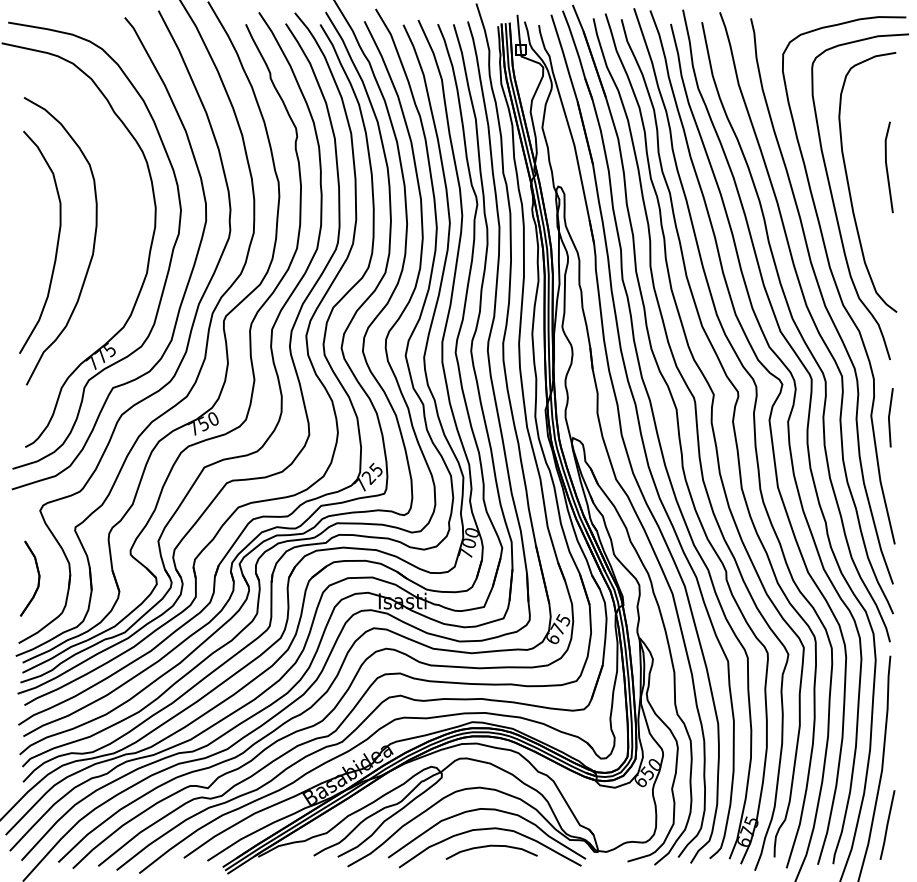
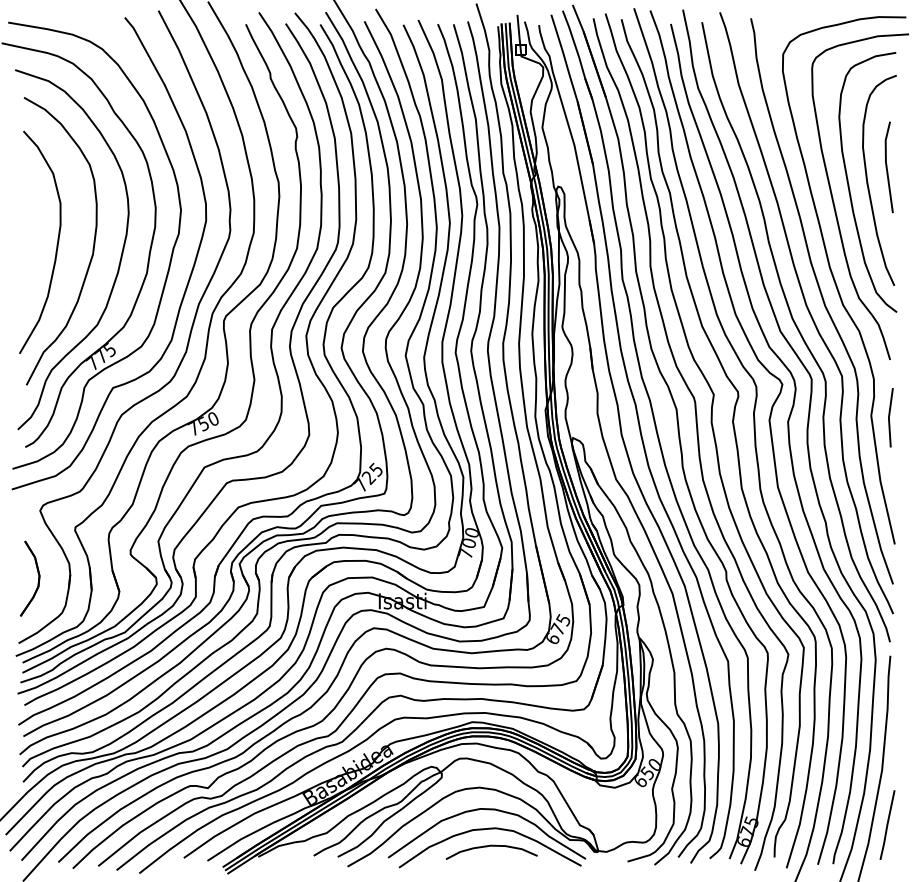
part: none -> present (868, 182)
curve: none -> present (119, 260)
